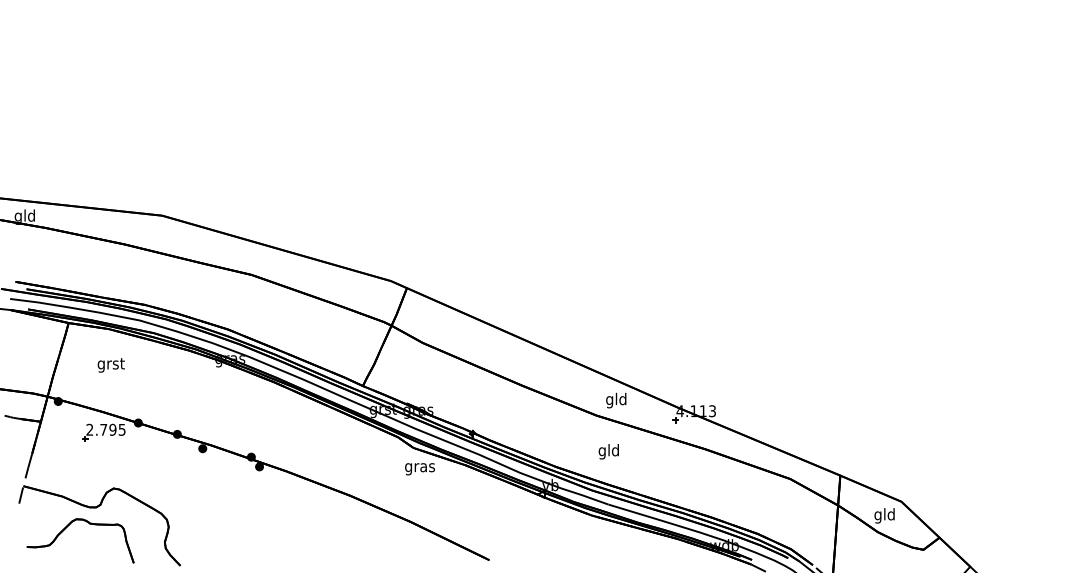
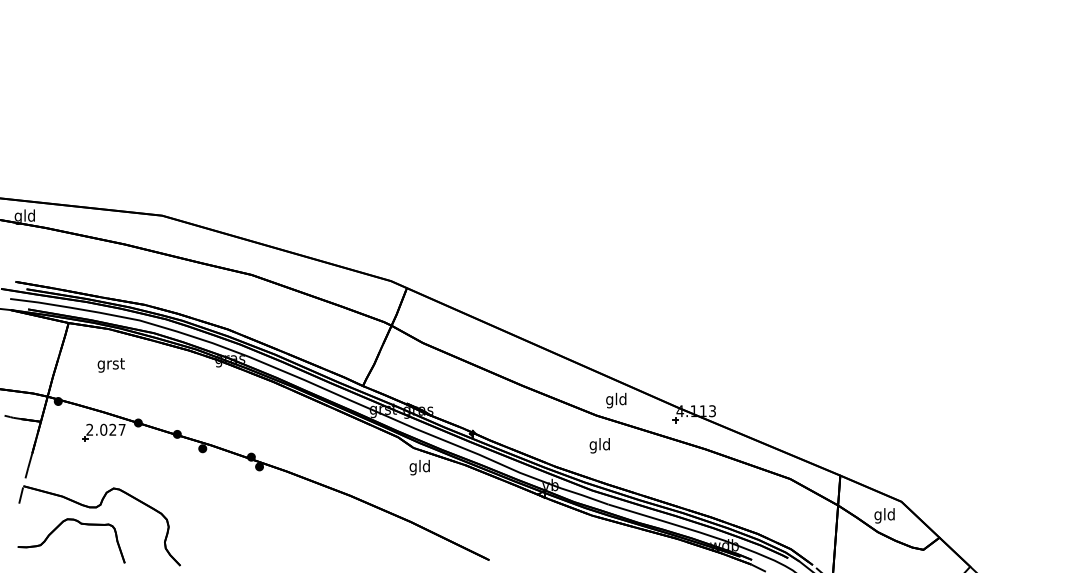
text: 2.795 -> 2.027 (112, 429)
text position: (608, 451) -> (599, 445) (599, 445)
text: gras -> gld (419, 467)
part position: (89, 524) -> (80, 524) (80, 524)
